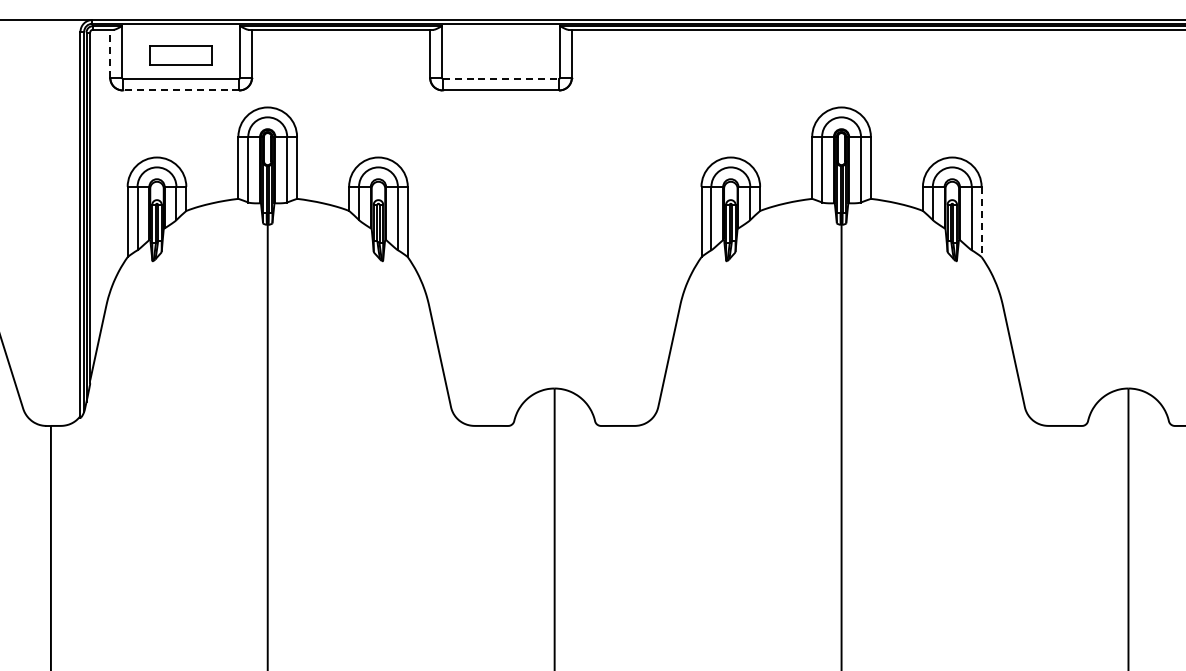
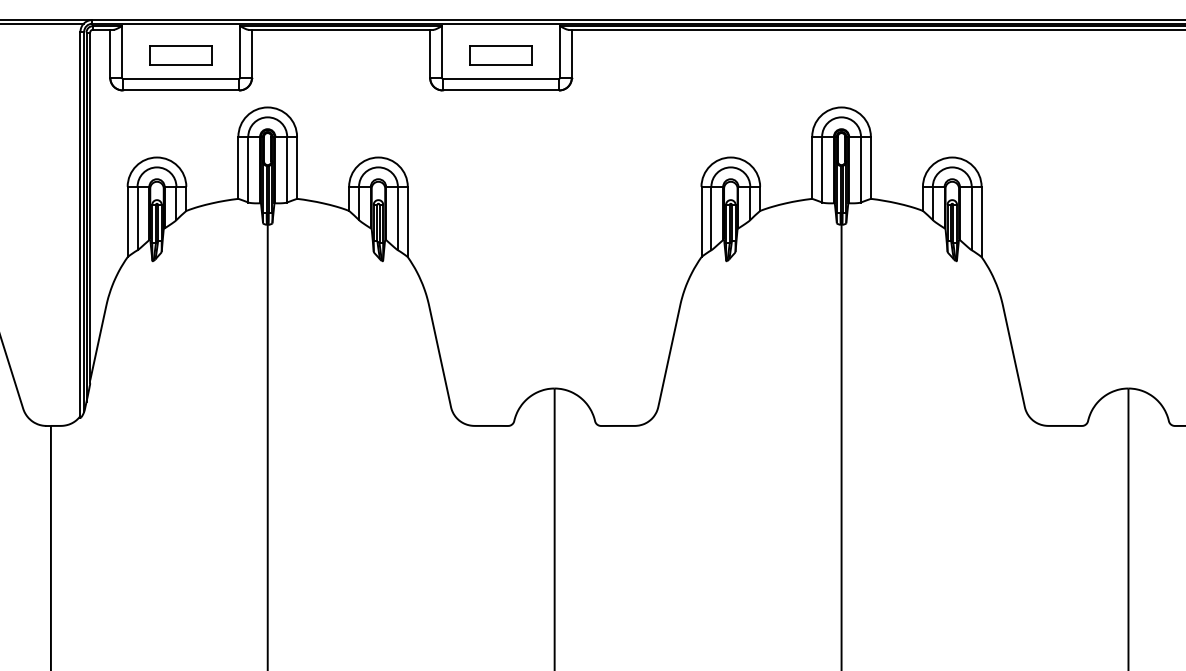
line: none -> present (42, 23)
line: dashed -> solid (110, 53)
part: none -> present (500, 55)
line: dashed -> solid (501, 78)
line: dashed -> solid (180, 90)
line: dashed -> solid (981, 222)
